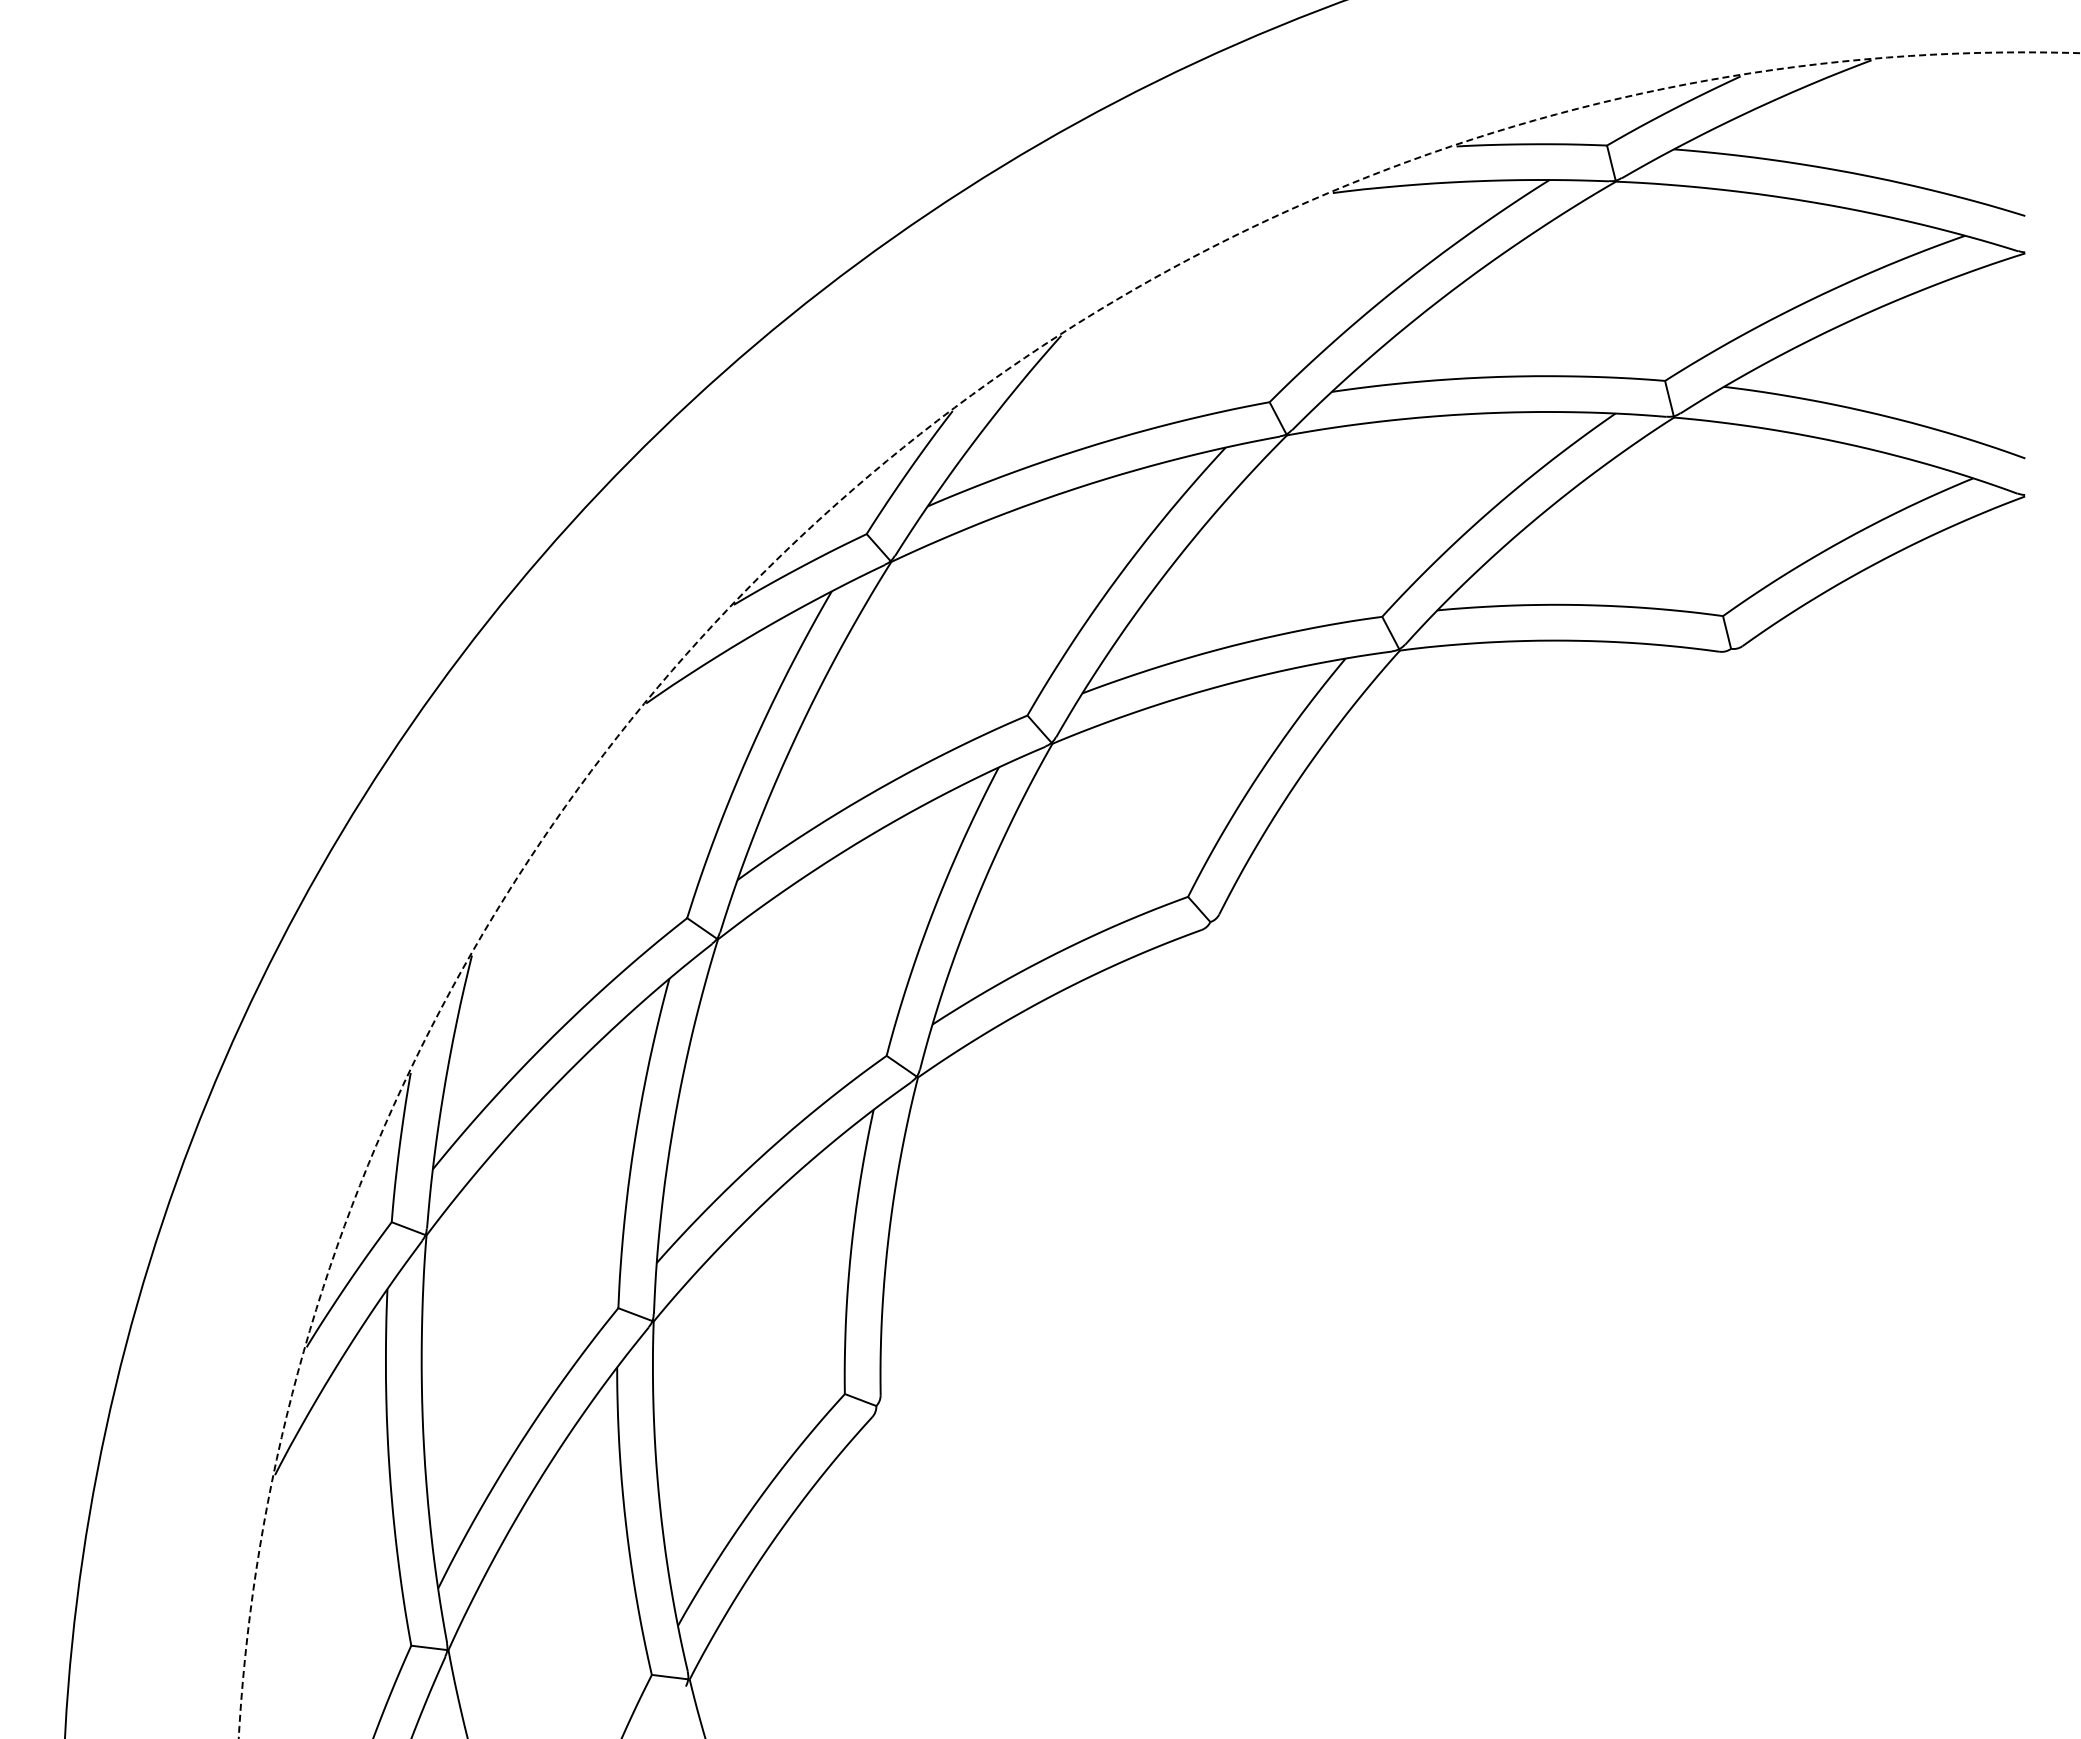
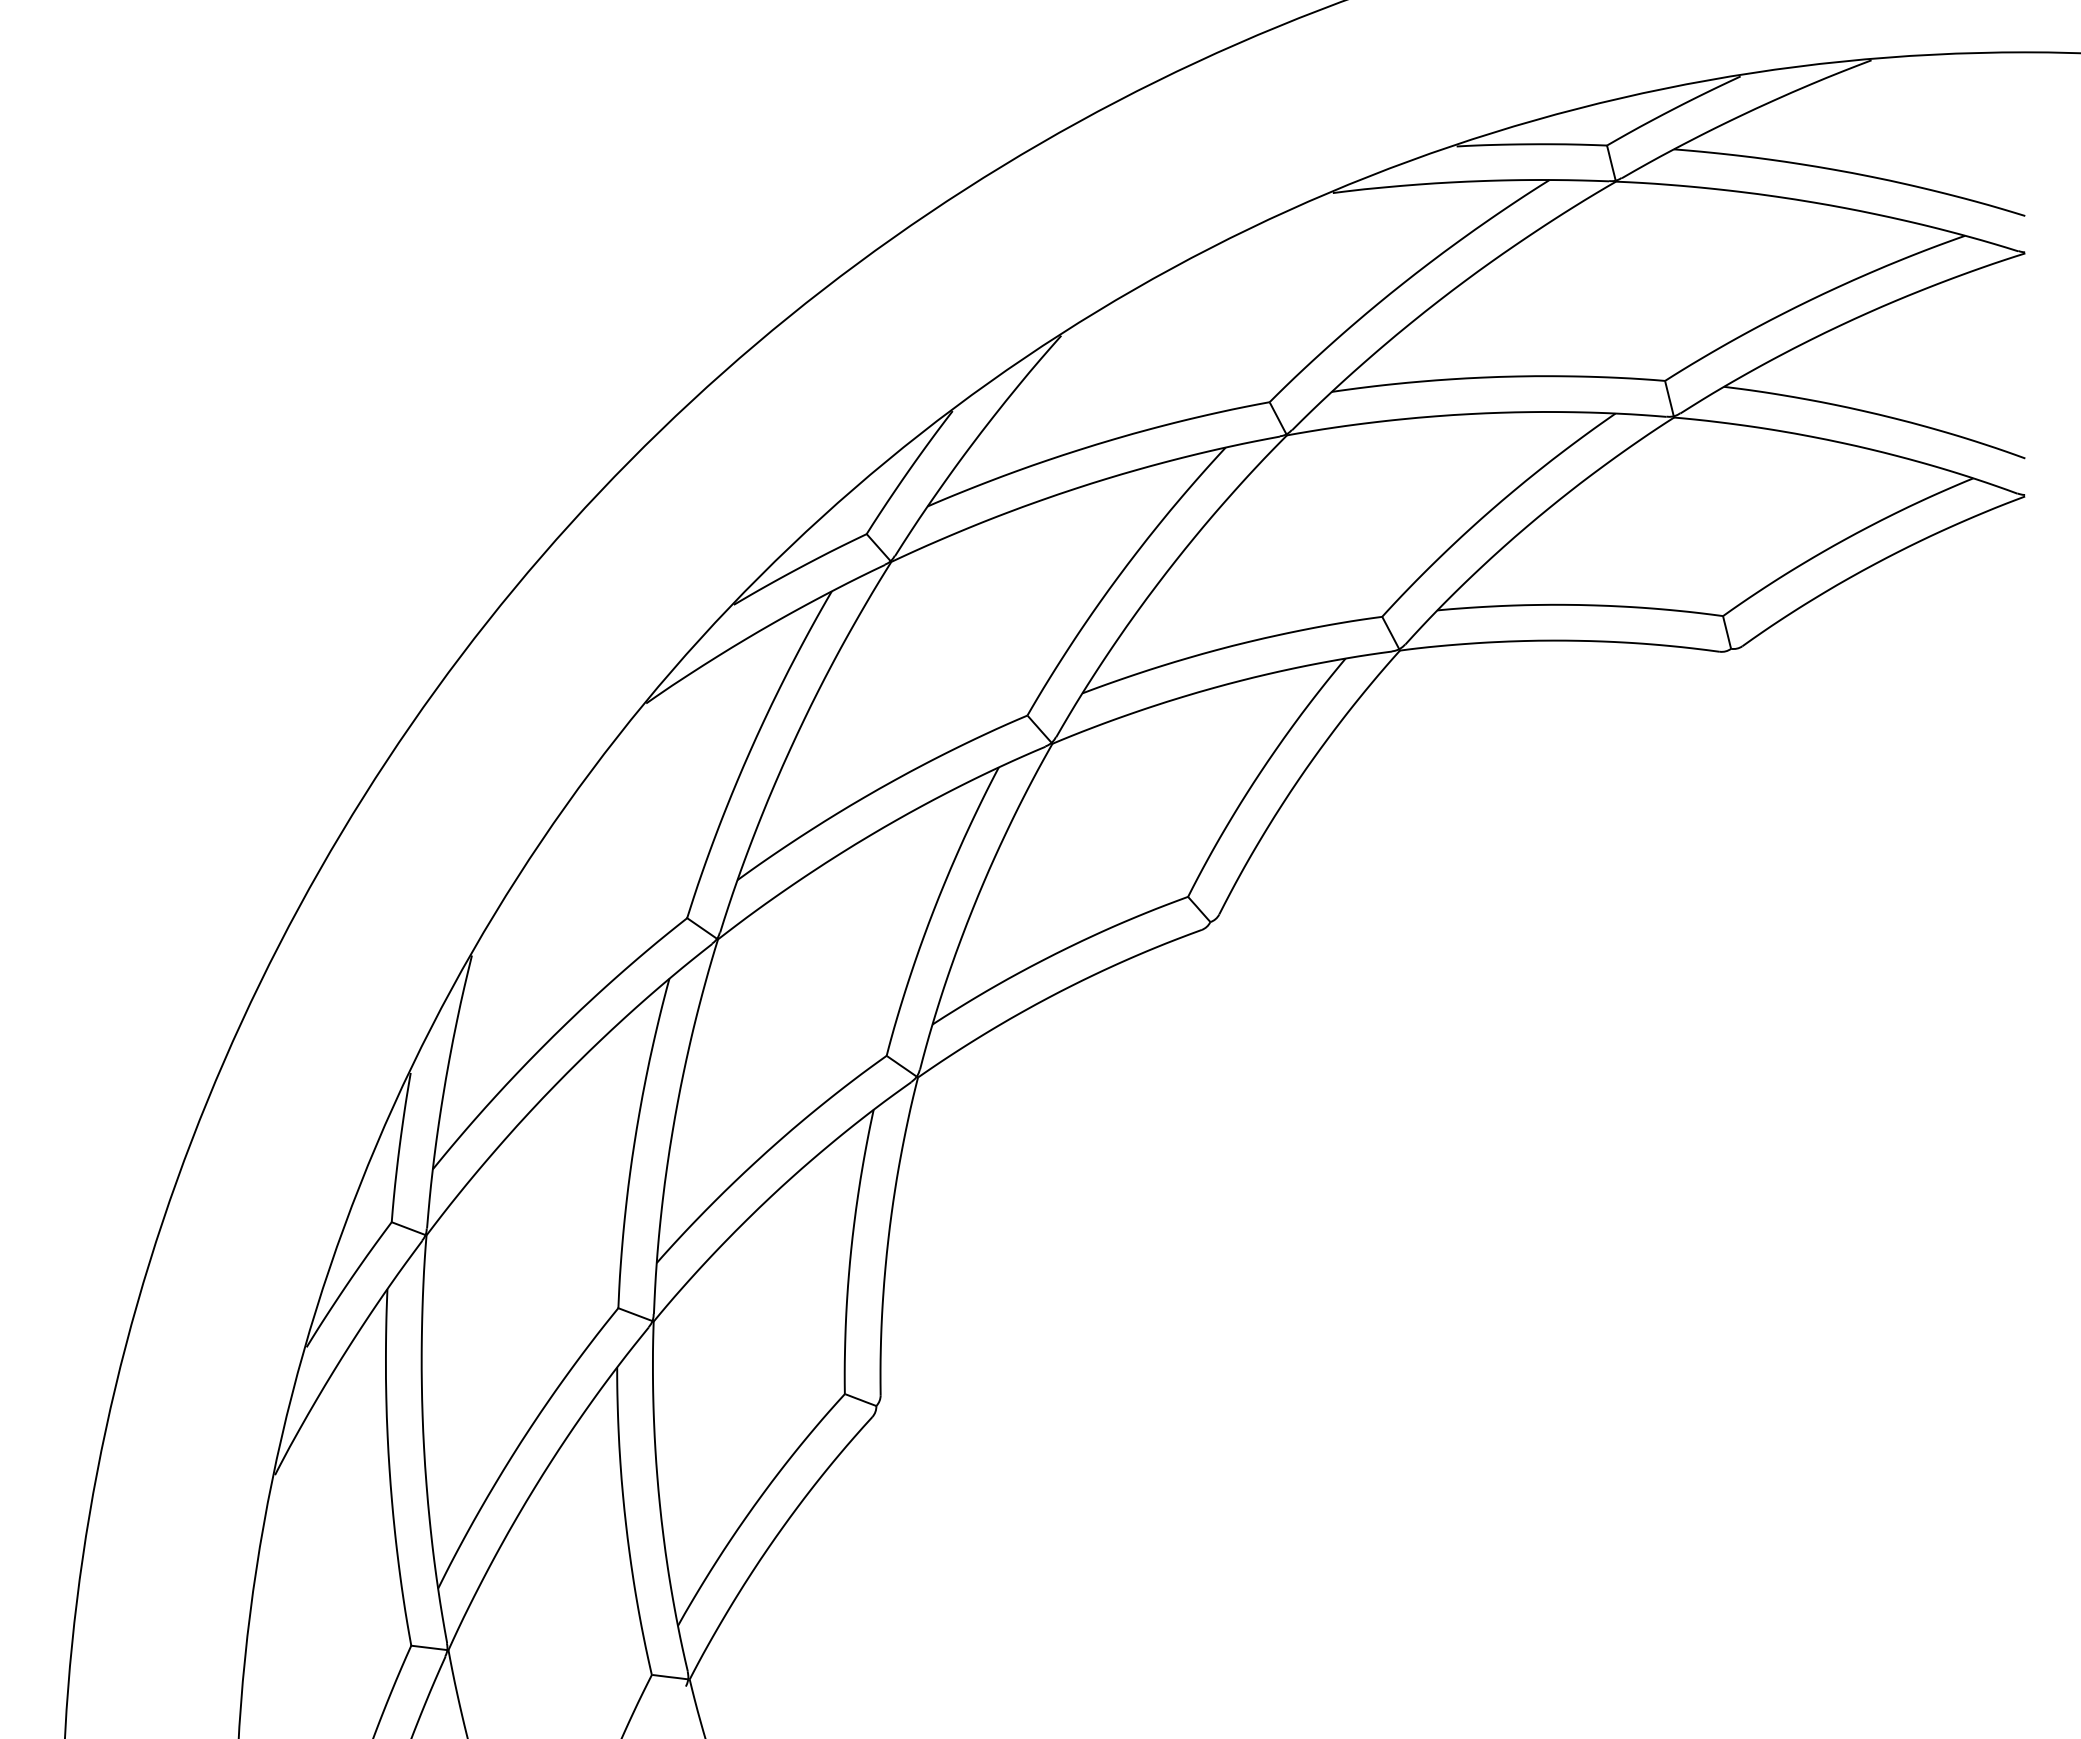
circle: dashed -> solid (1159, 895)
